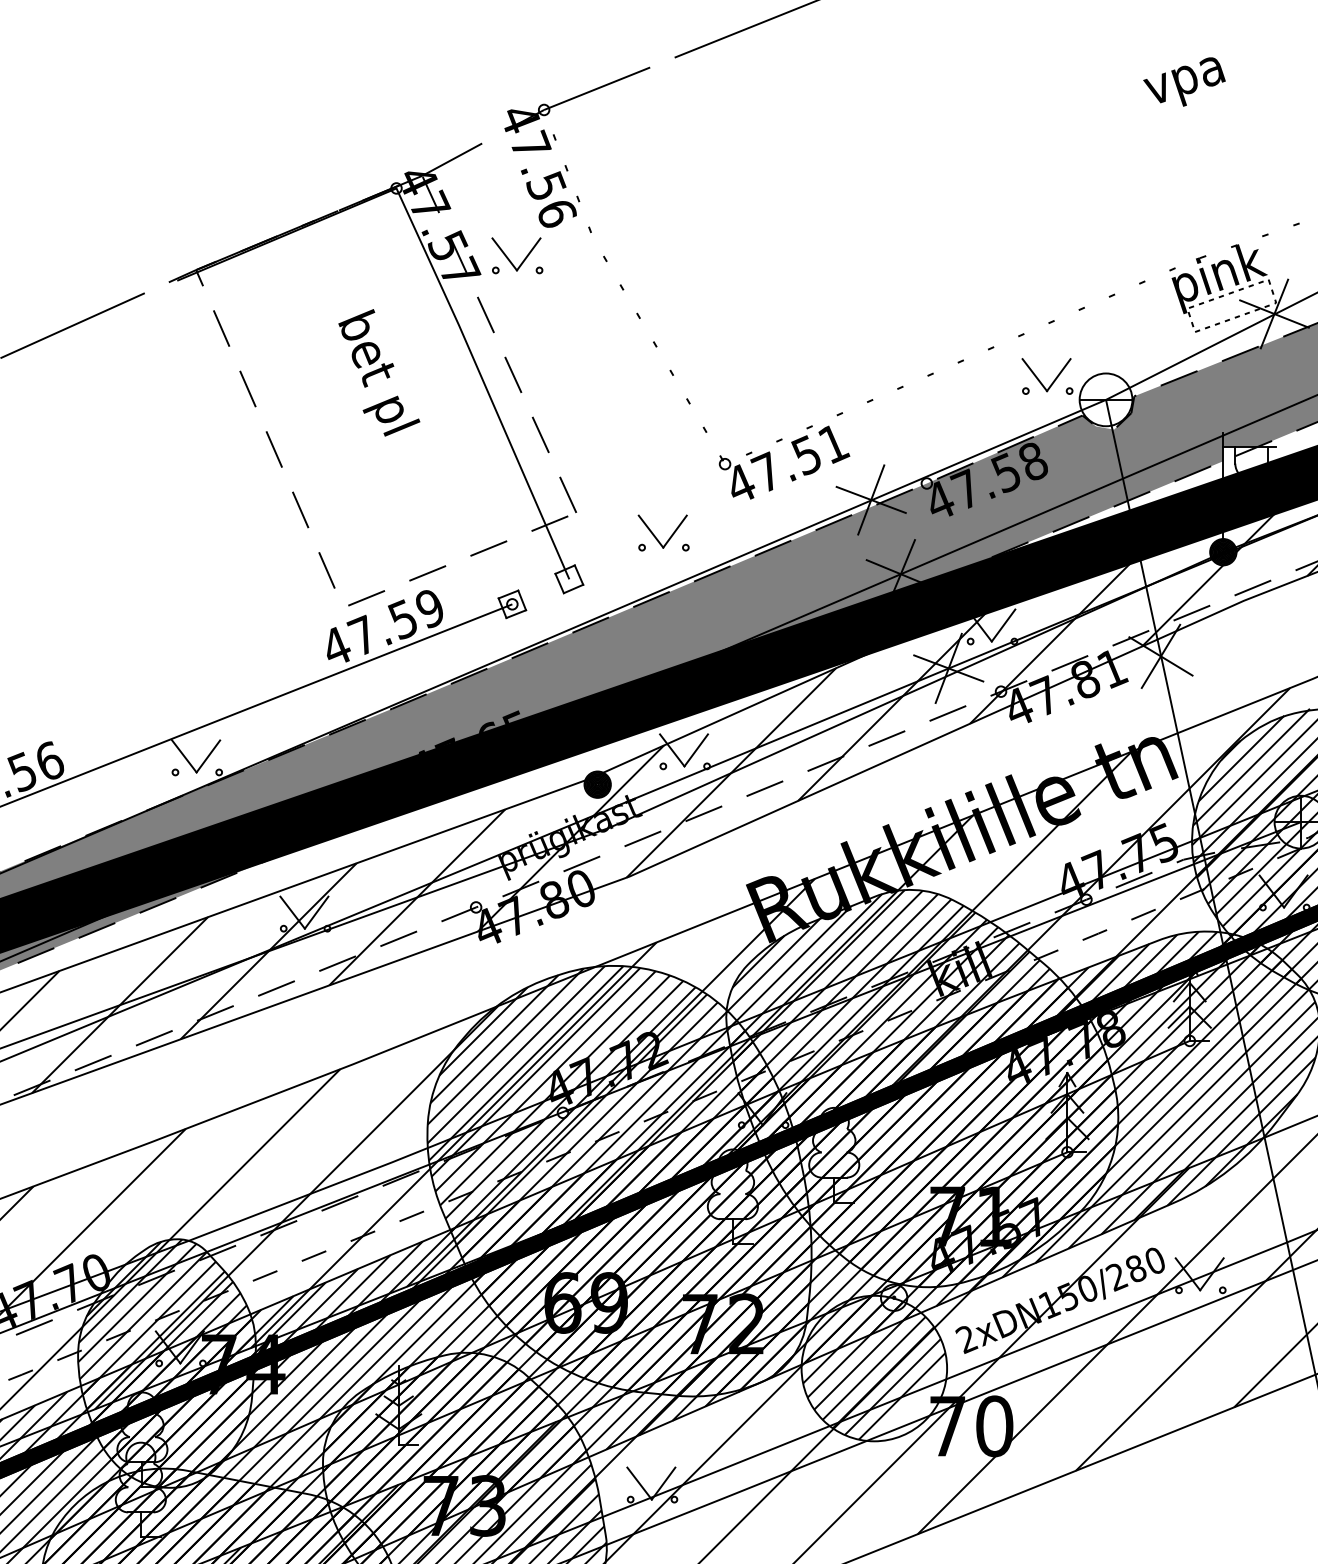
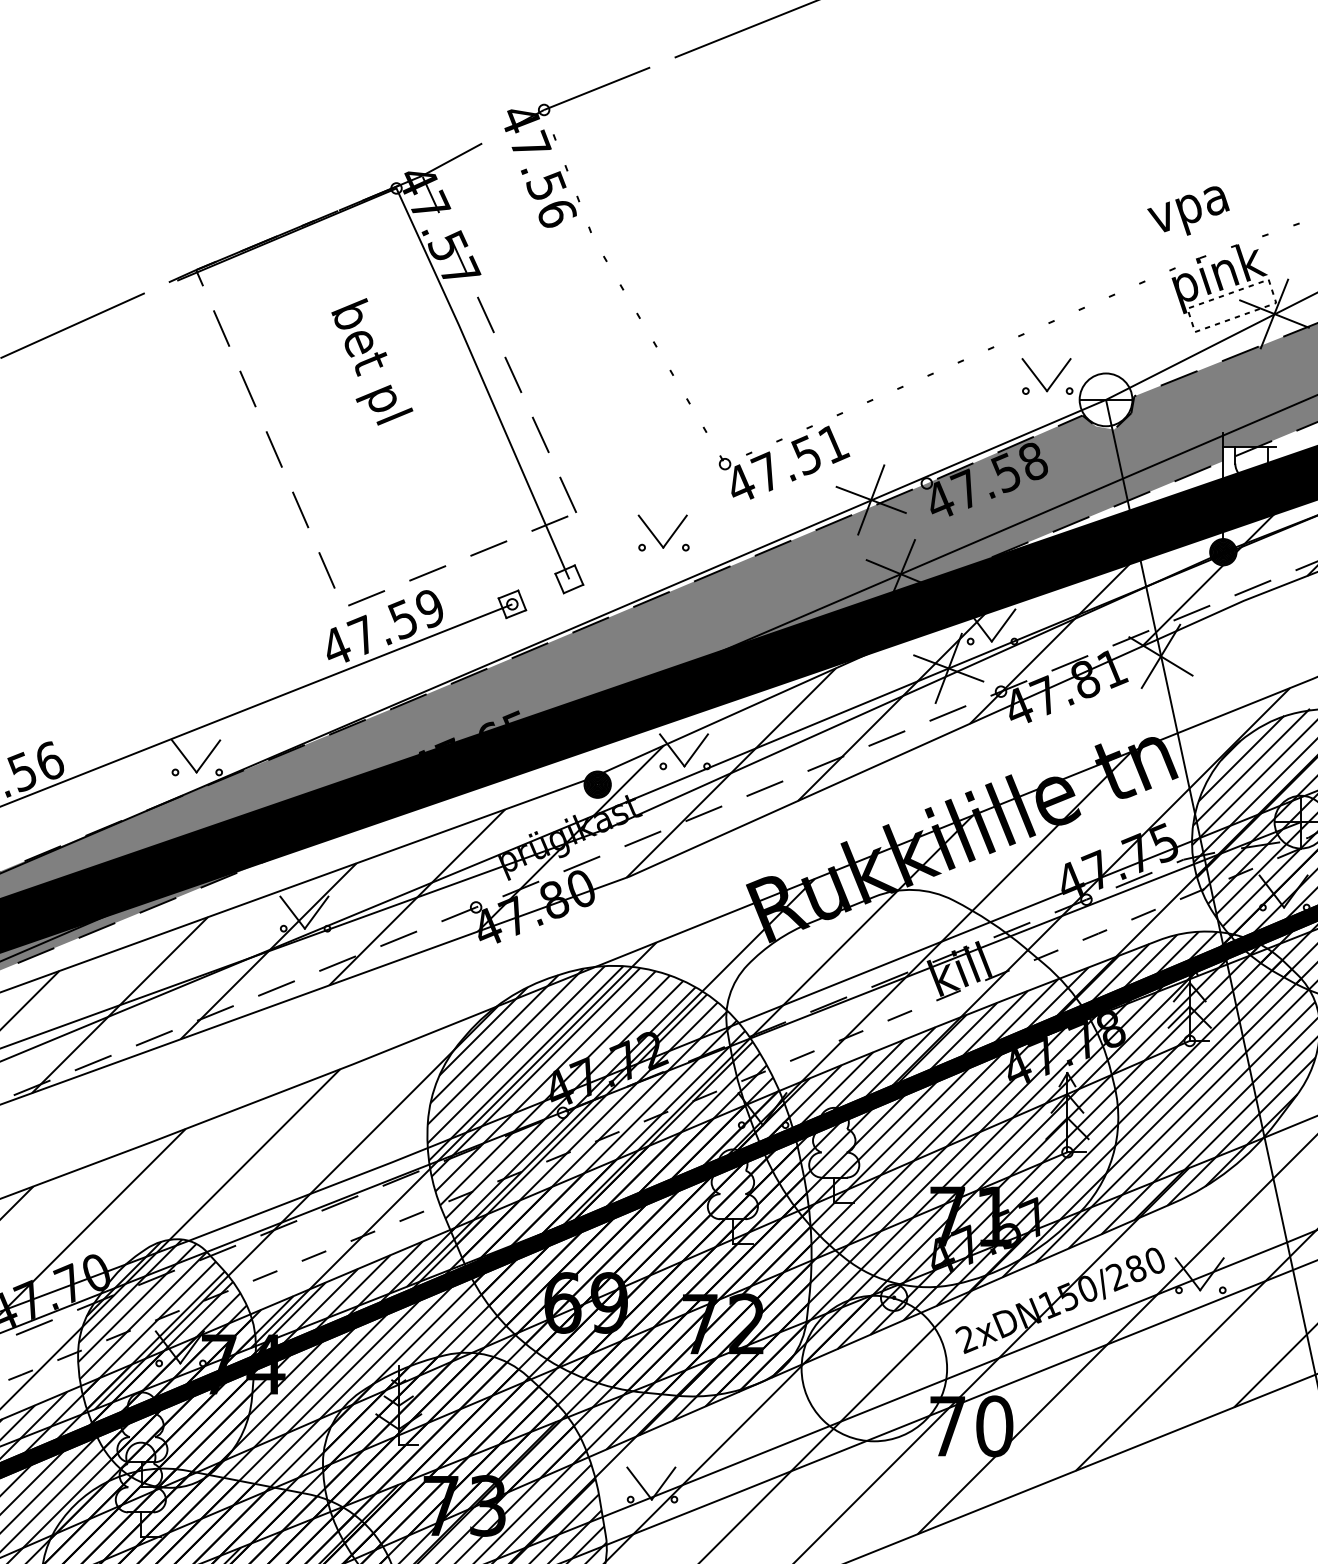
text position: (1184, 81) -> (1188, 210) (1188, 210)
part: present -> none (523, 259)
text position: (379, 372) -> (372, 361) (372, 361)
hatch: present -> none (922, 1088)
hatch: present -> none (874, 1368)
